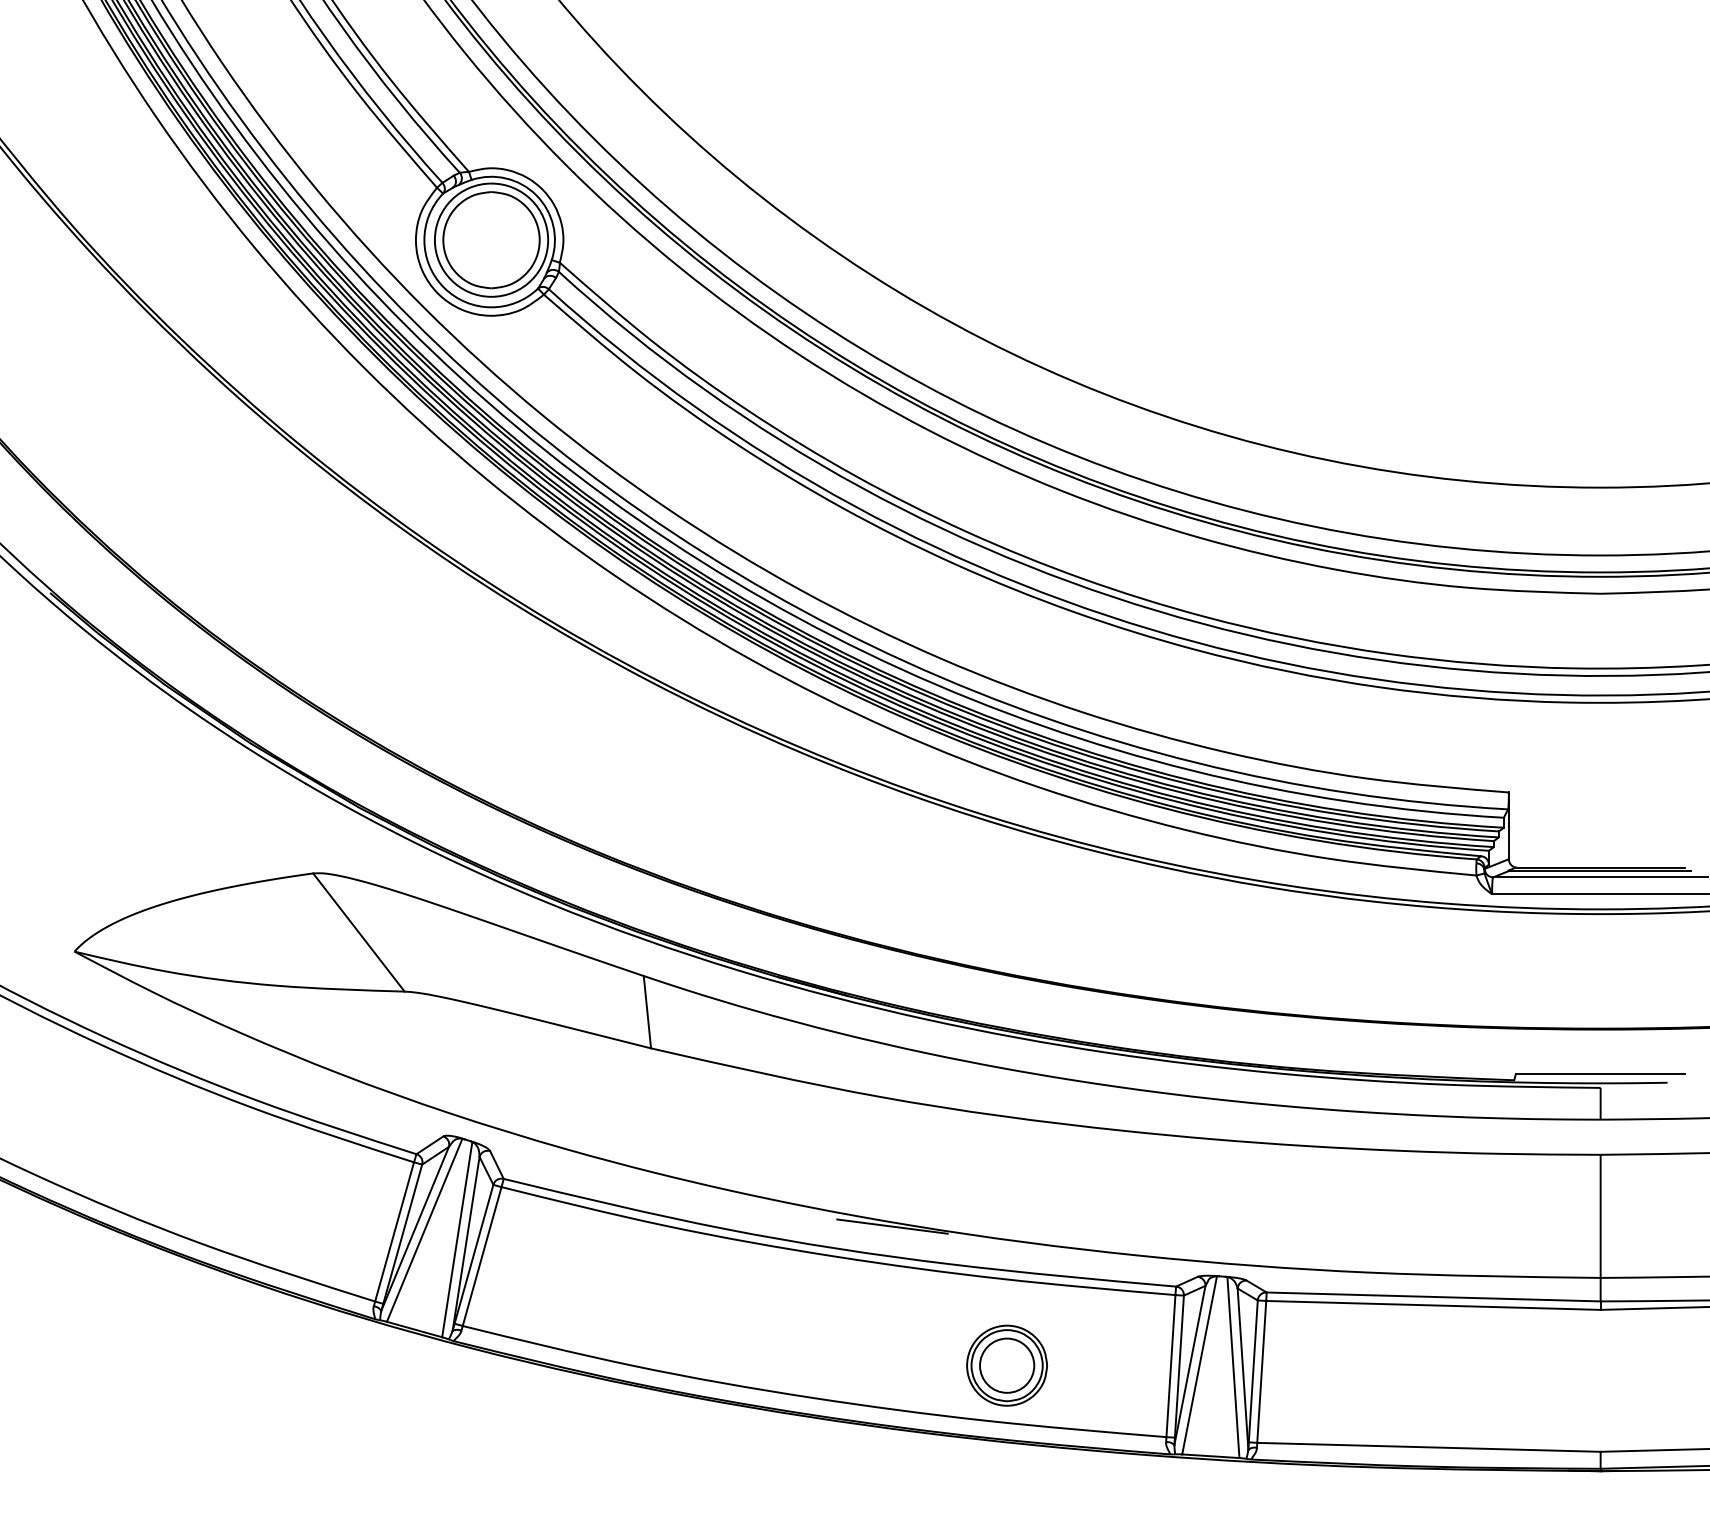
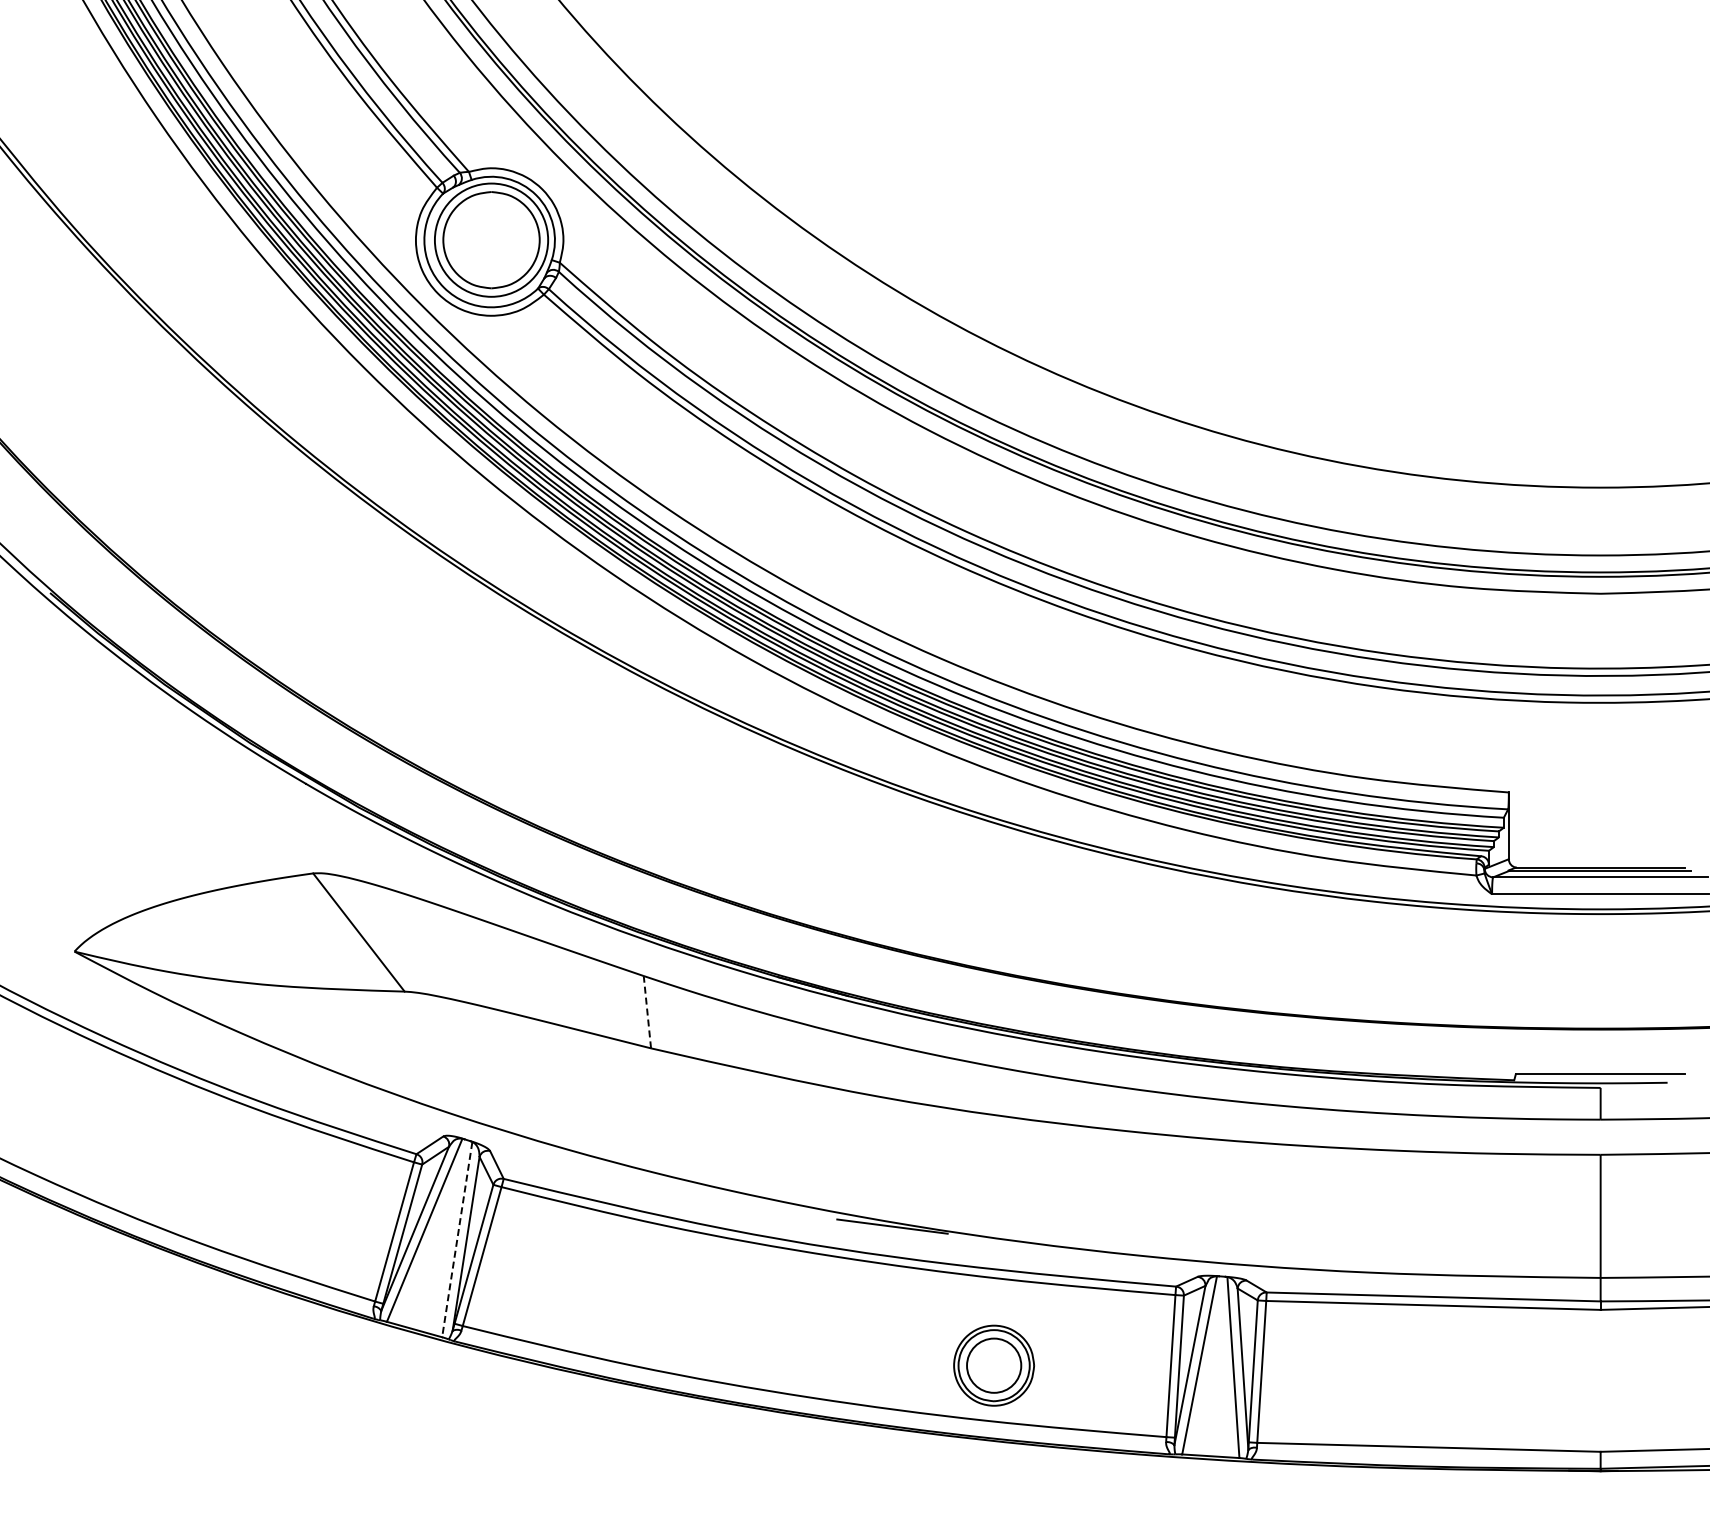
line: solid -> dashed (647, 1011)
line: solid -> dashed (457, 1239)
part position: (1006, 1365) -> (993, 1365) (993, 1365)
